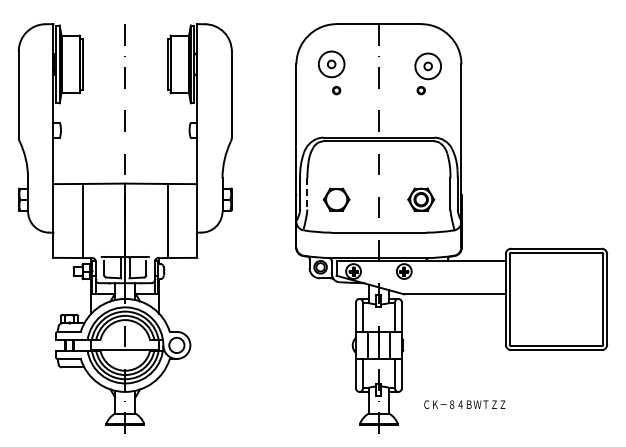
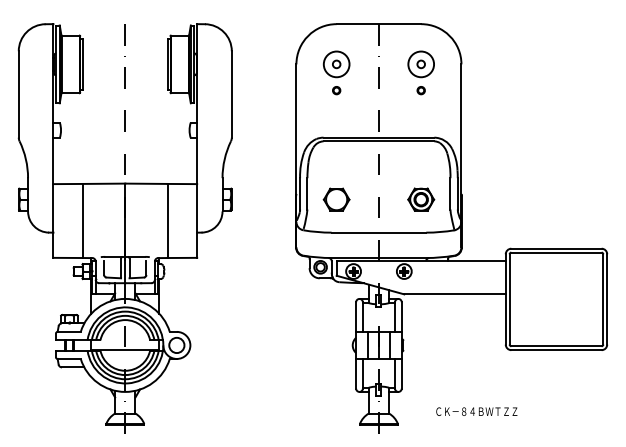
part position: (331, 64) -> (336, 64) (336, 64)
part position: (427, 66) -> (420, 64) (420, 64)
line: dashed -> solid (307, 193)
text position: (464, 404) -> (476, 411) (476, 411)
